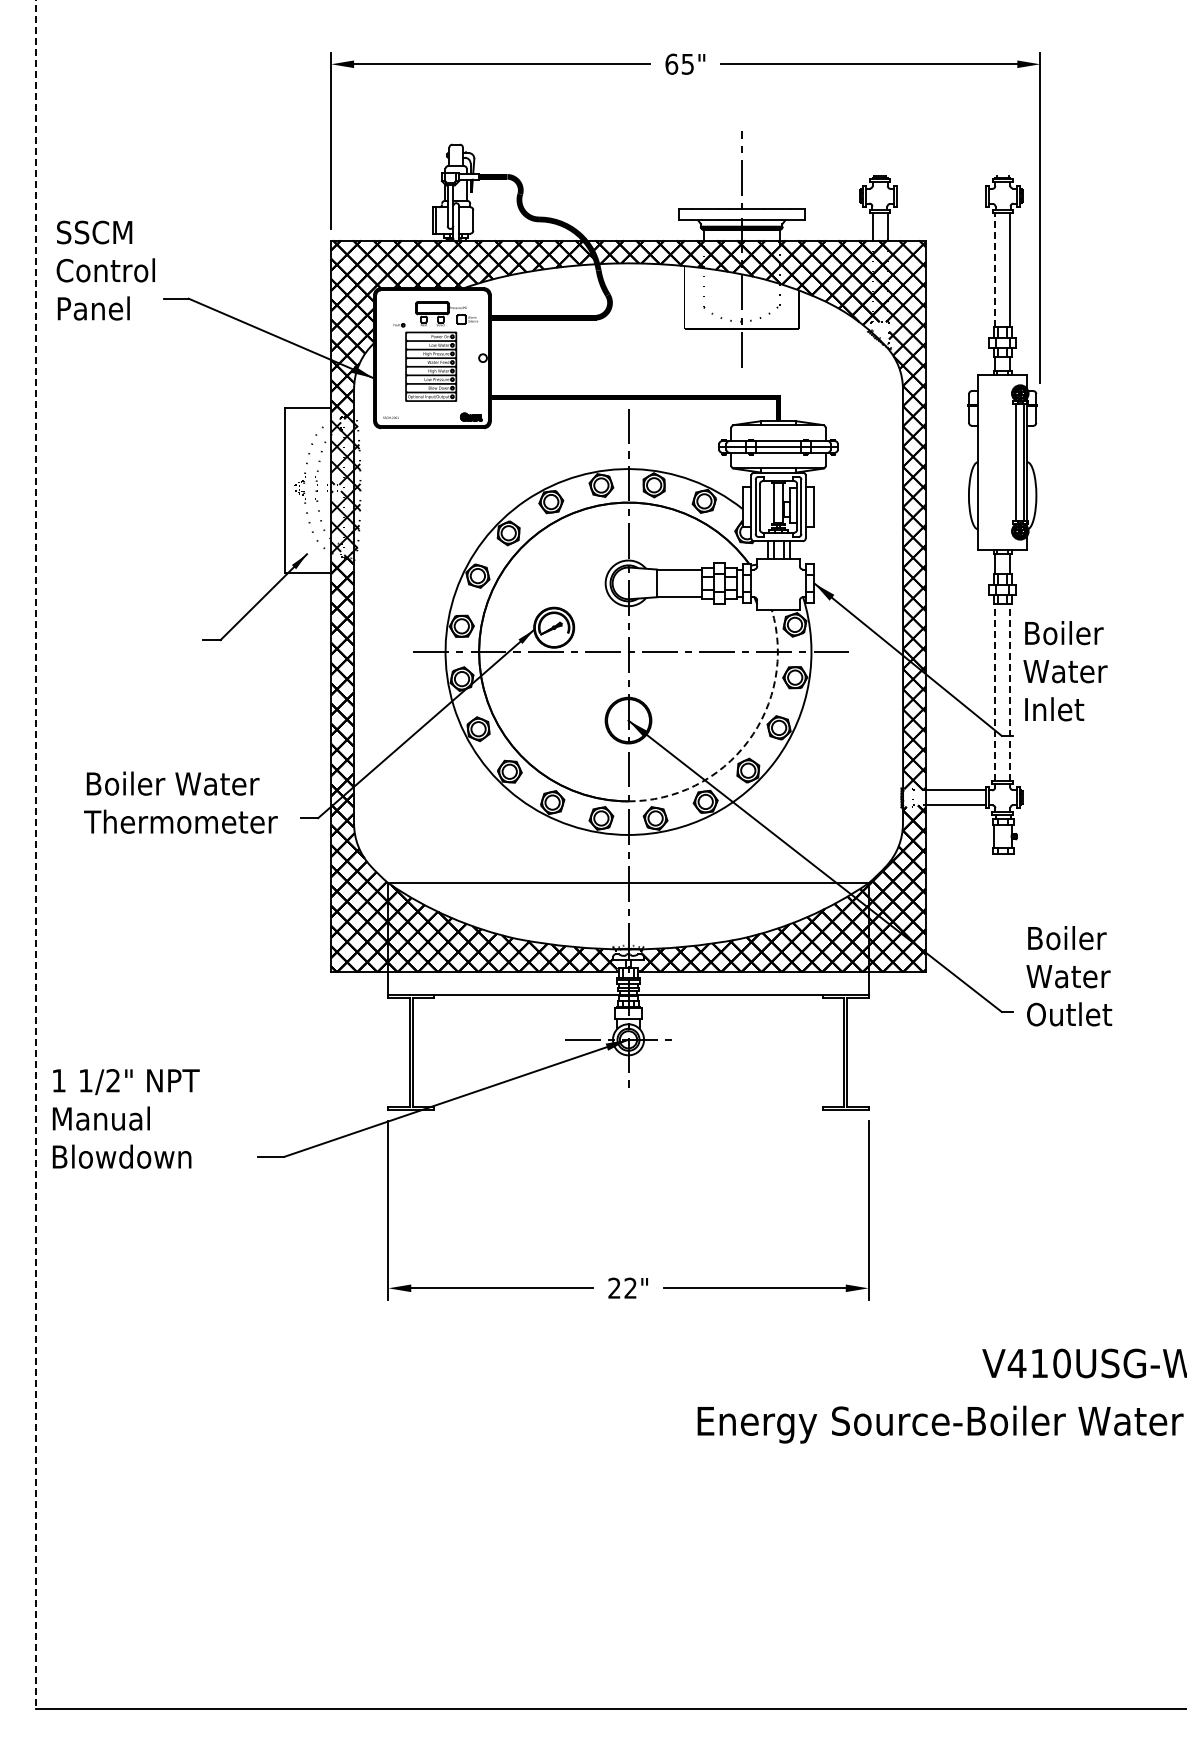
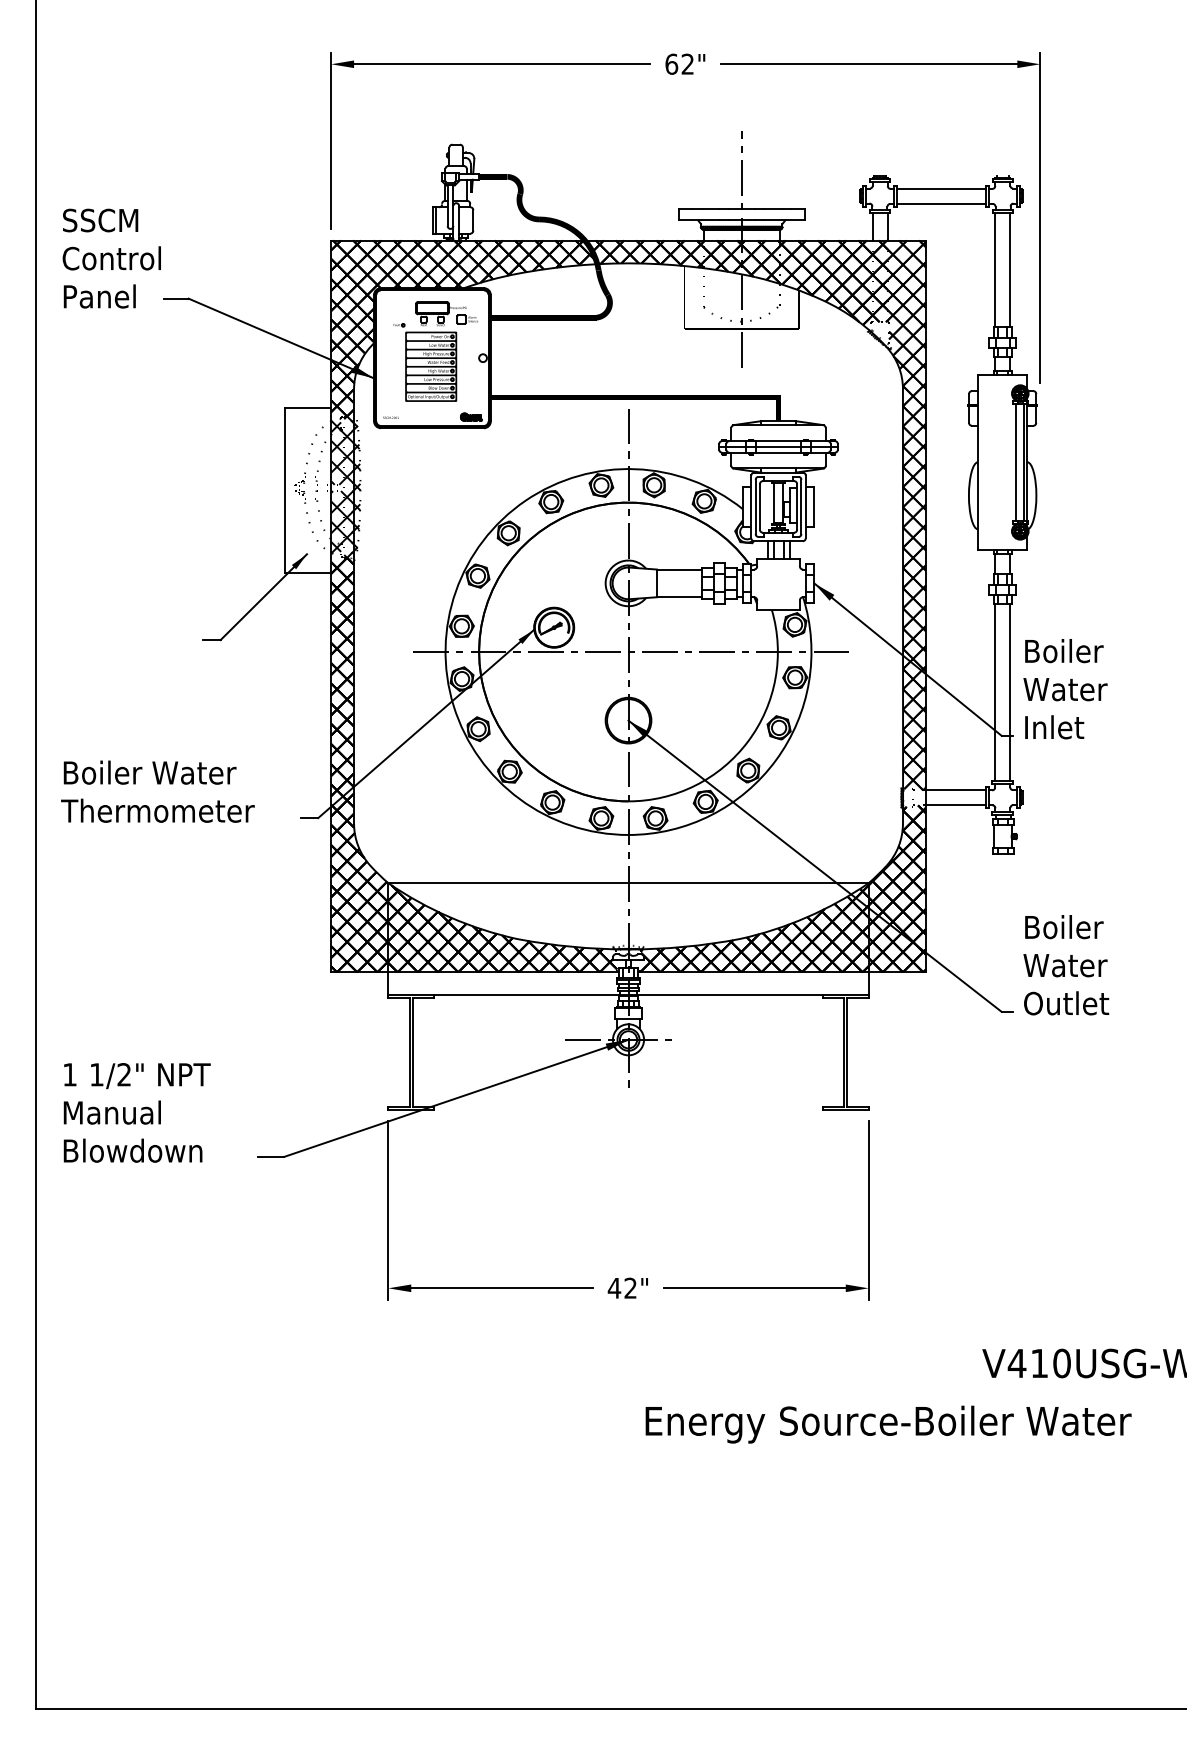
text: 65" -> 62" (687, 63)
line: none -> present (941, 189)
line: none -> present (941, 204)
line: dashed -> solid (995, 269)
text position: (105, 270) -> (111, 258) (111, 258)
text position: (1065, 671) -> (1065, 689) (1065, 689)
line: dashed -> solid (995, 691)
line: dashed -> solid (1010, 691)
arc: dashed -> solid (748, 741)
text position: (180, 802) -> (157, 791) (157, 791)
line: dashed -> solid (35, 855)
text position: (1069, 976) -> (1066, 965) (1066, 965)
text position: (125, 1118) -> (136, 1112) (136, 1112)
text: 22" -> 42" (614, 1287)
text position: (940, 1424) -> (888, 1424) (888, 1424)
